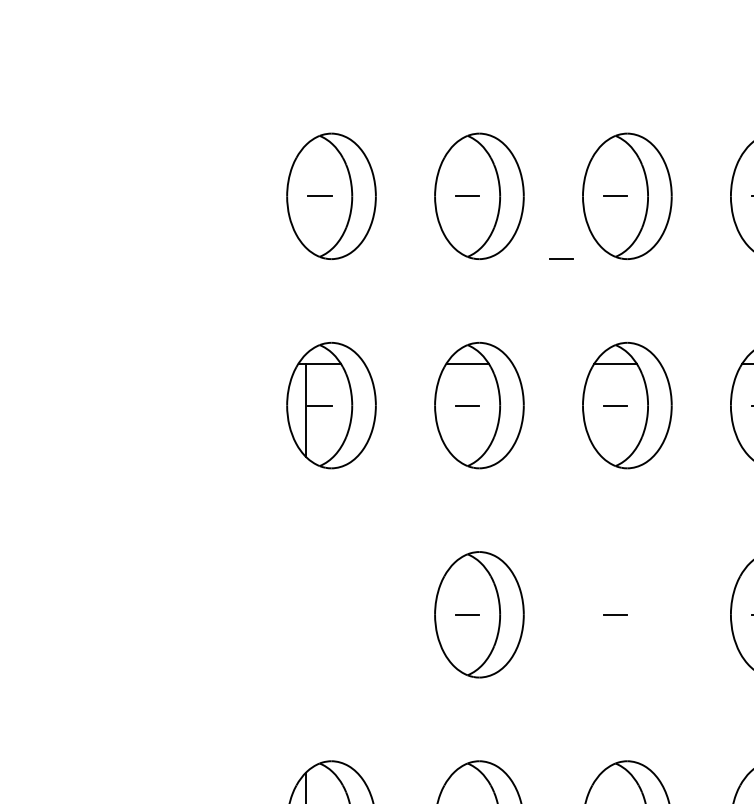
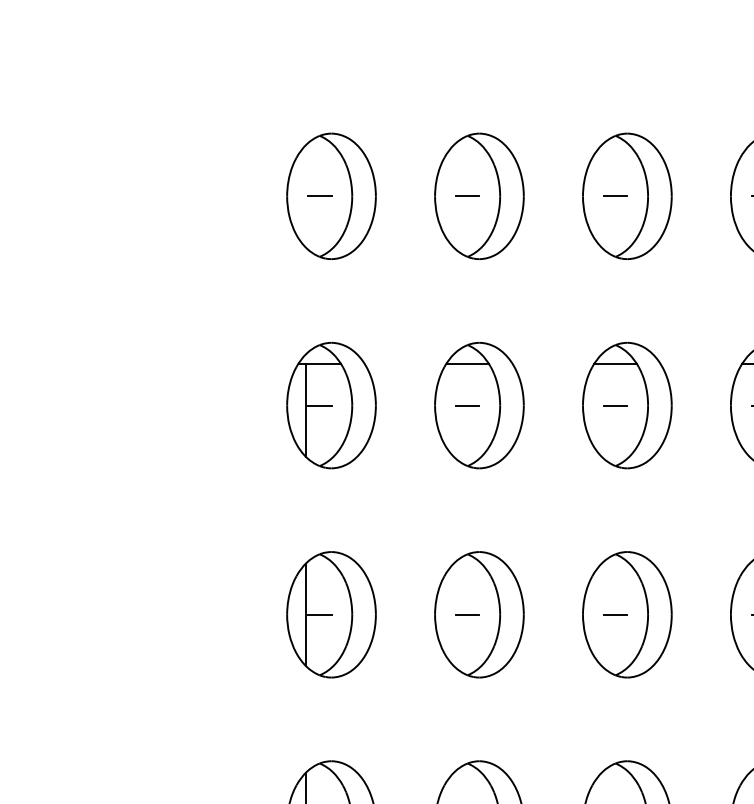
line: present -> none (561, 258)
part: none -> present (331, 614)
part: none -> present (627, 614)
